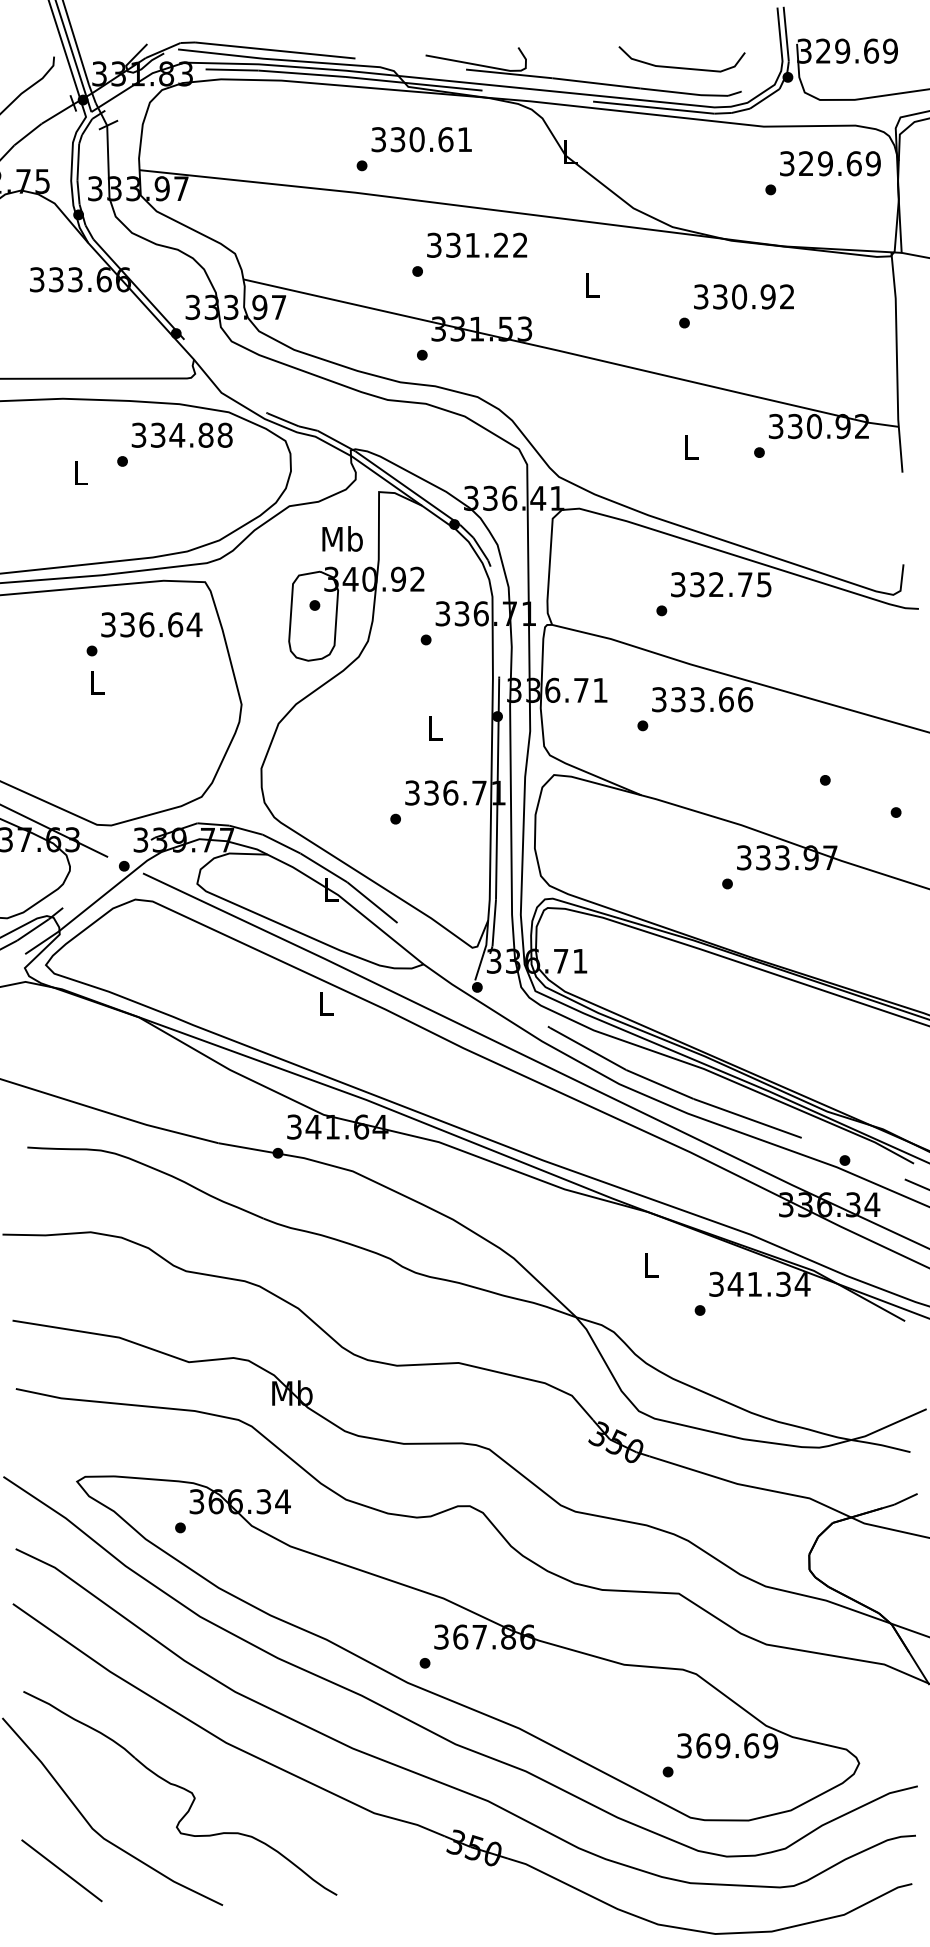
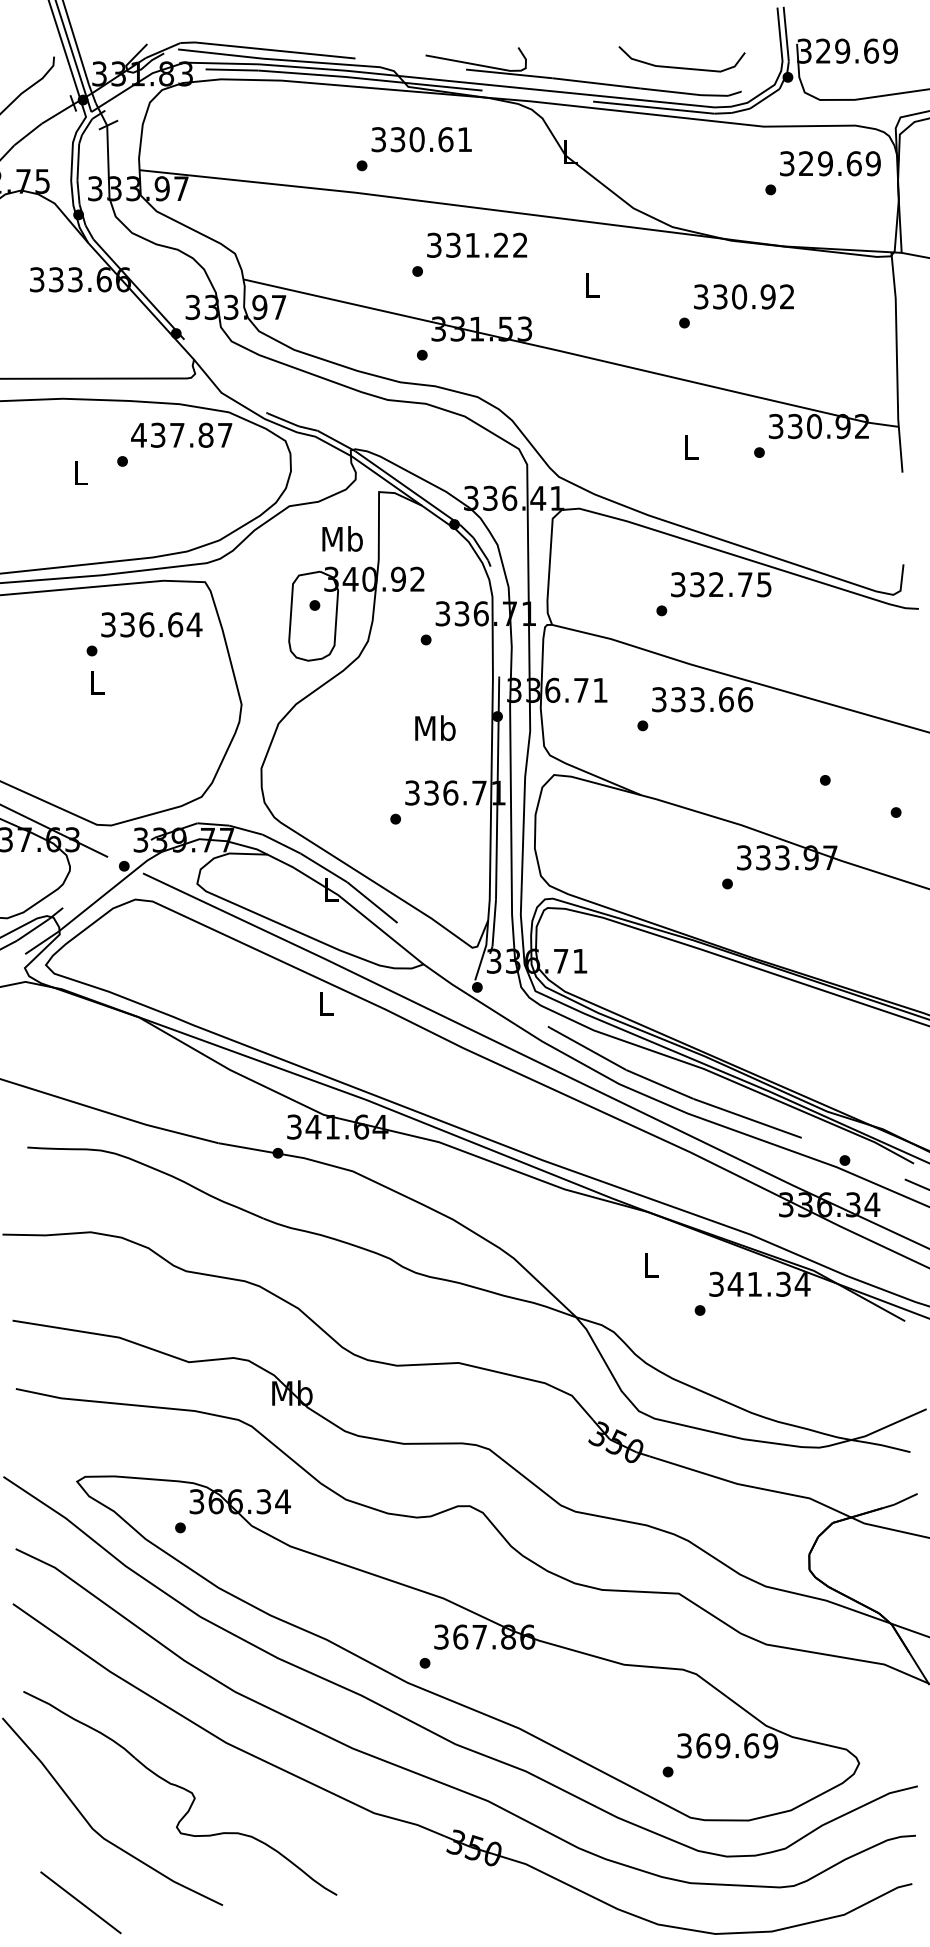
text: 334.88 -> 437.87 (181, 434)
text: L -> Mb (435, 728)
line position: (61, 1870) -> (80, 1902) (80, 1902)
